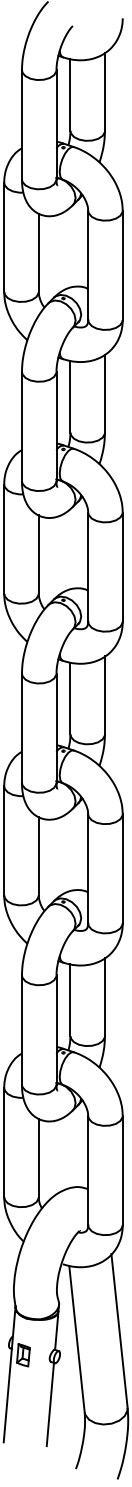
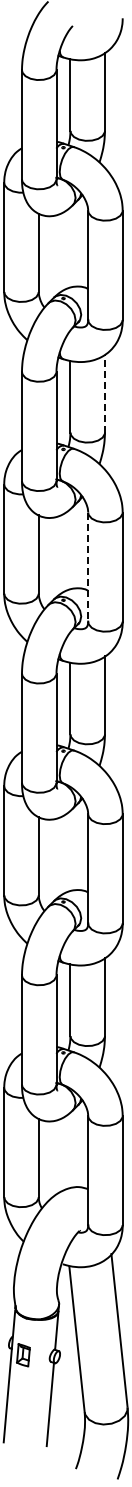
line: solid -> dashed (104, 393)
line: solid -> dashed (88, 567)
